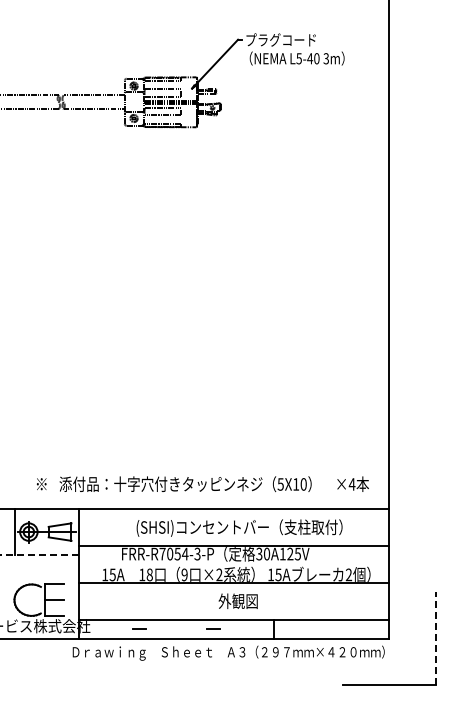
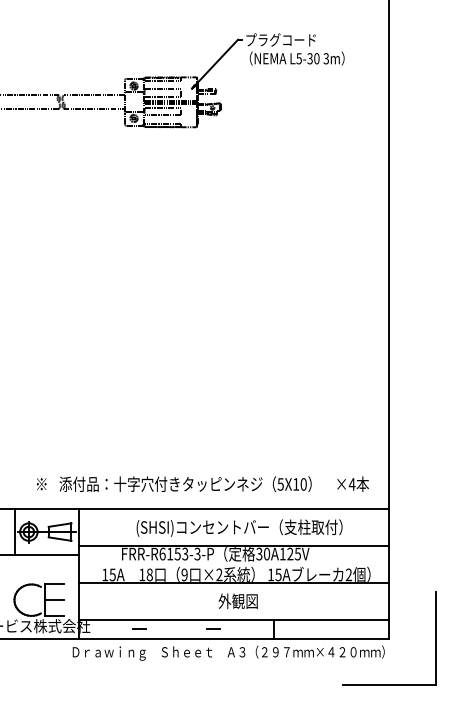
text: L5-40 -> L5-30 (310, 58)
text: FRR-R7054-3-P -> FRR-R6153-3-P (173, 553)
line: dashed -> solid (39, 555)
line: dashed -> solid (435, 638)
